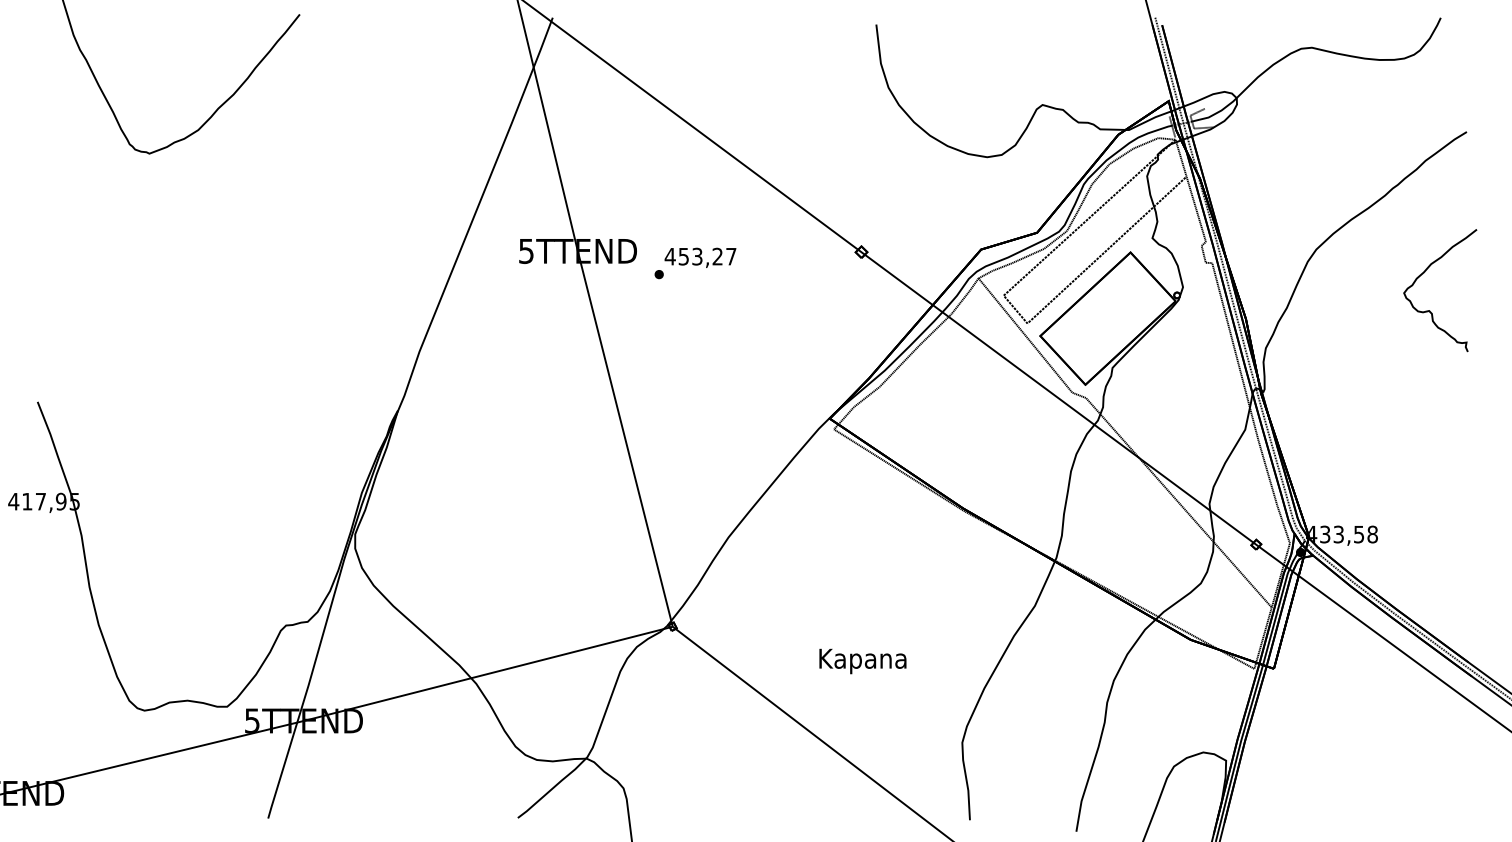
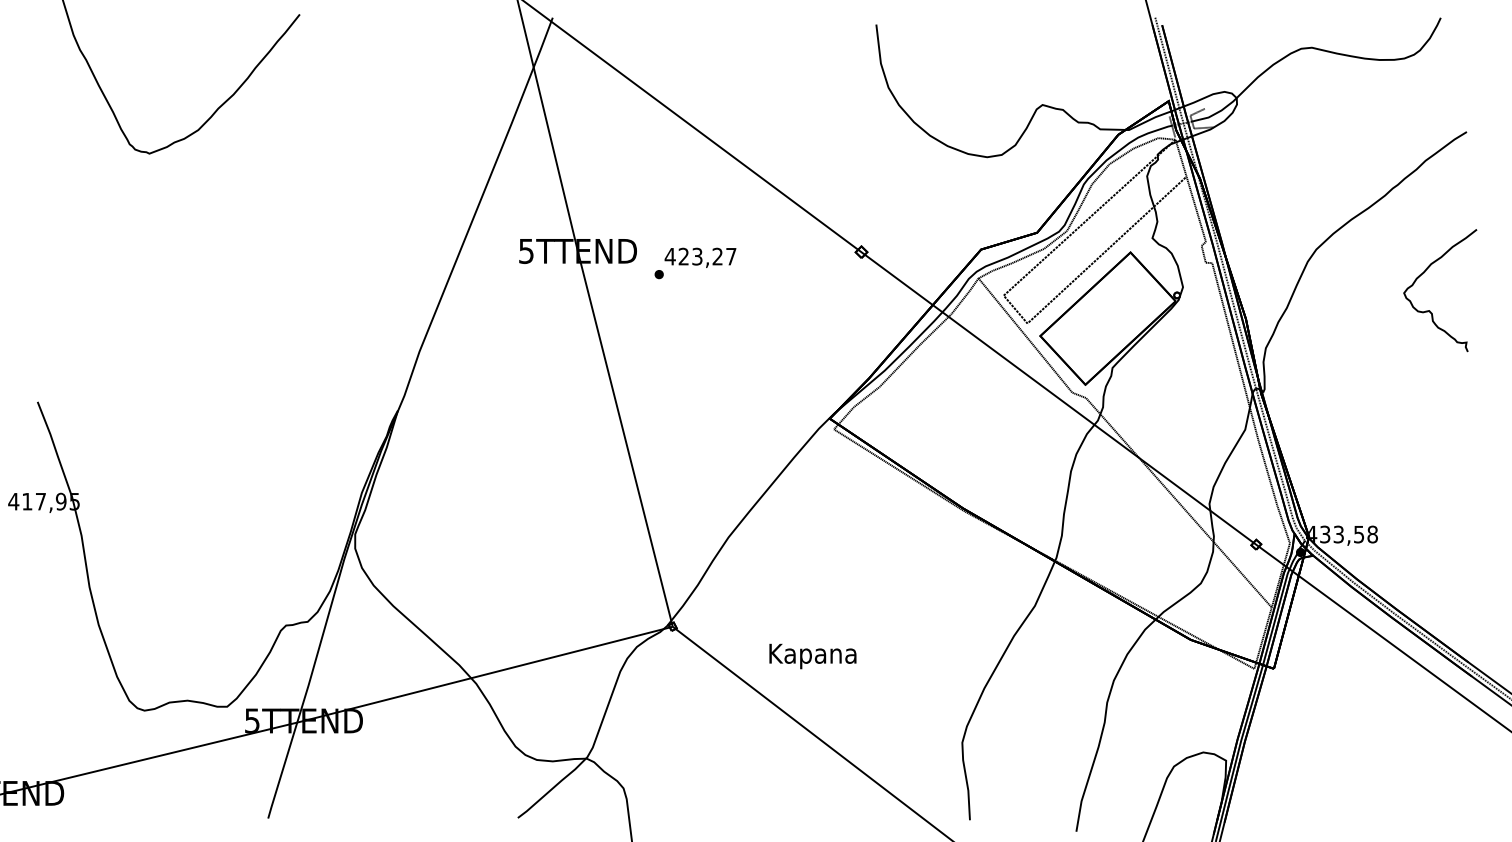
text: 453,27 -> 423,27 (683, 256)
text position: (862, 661) -> (812, 656) (812, 656)
